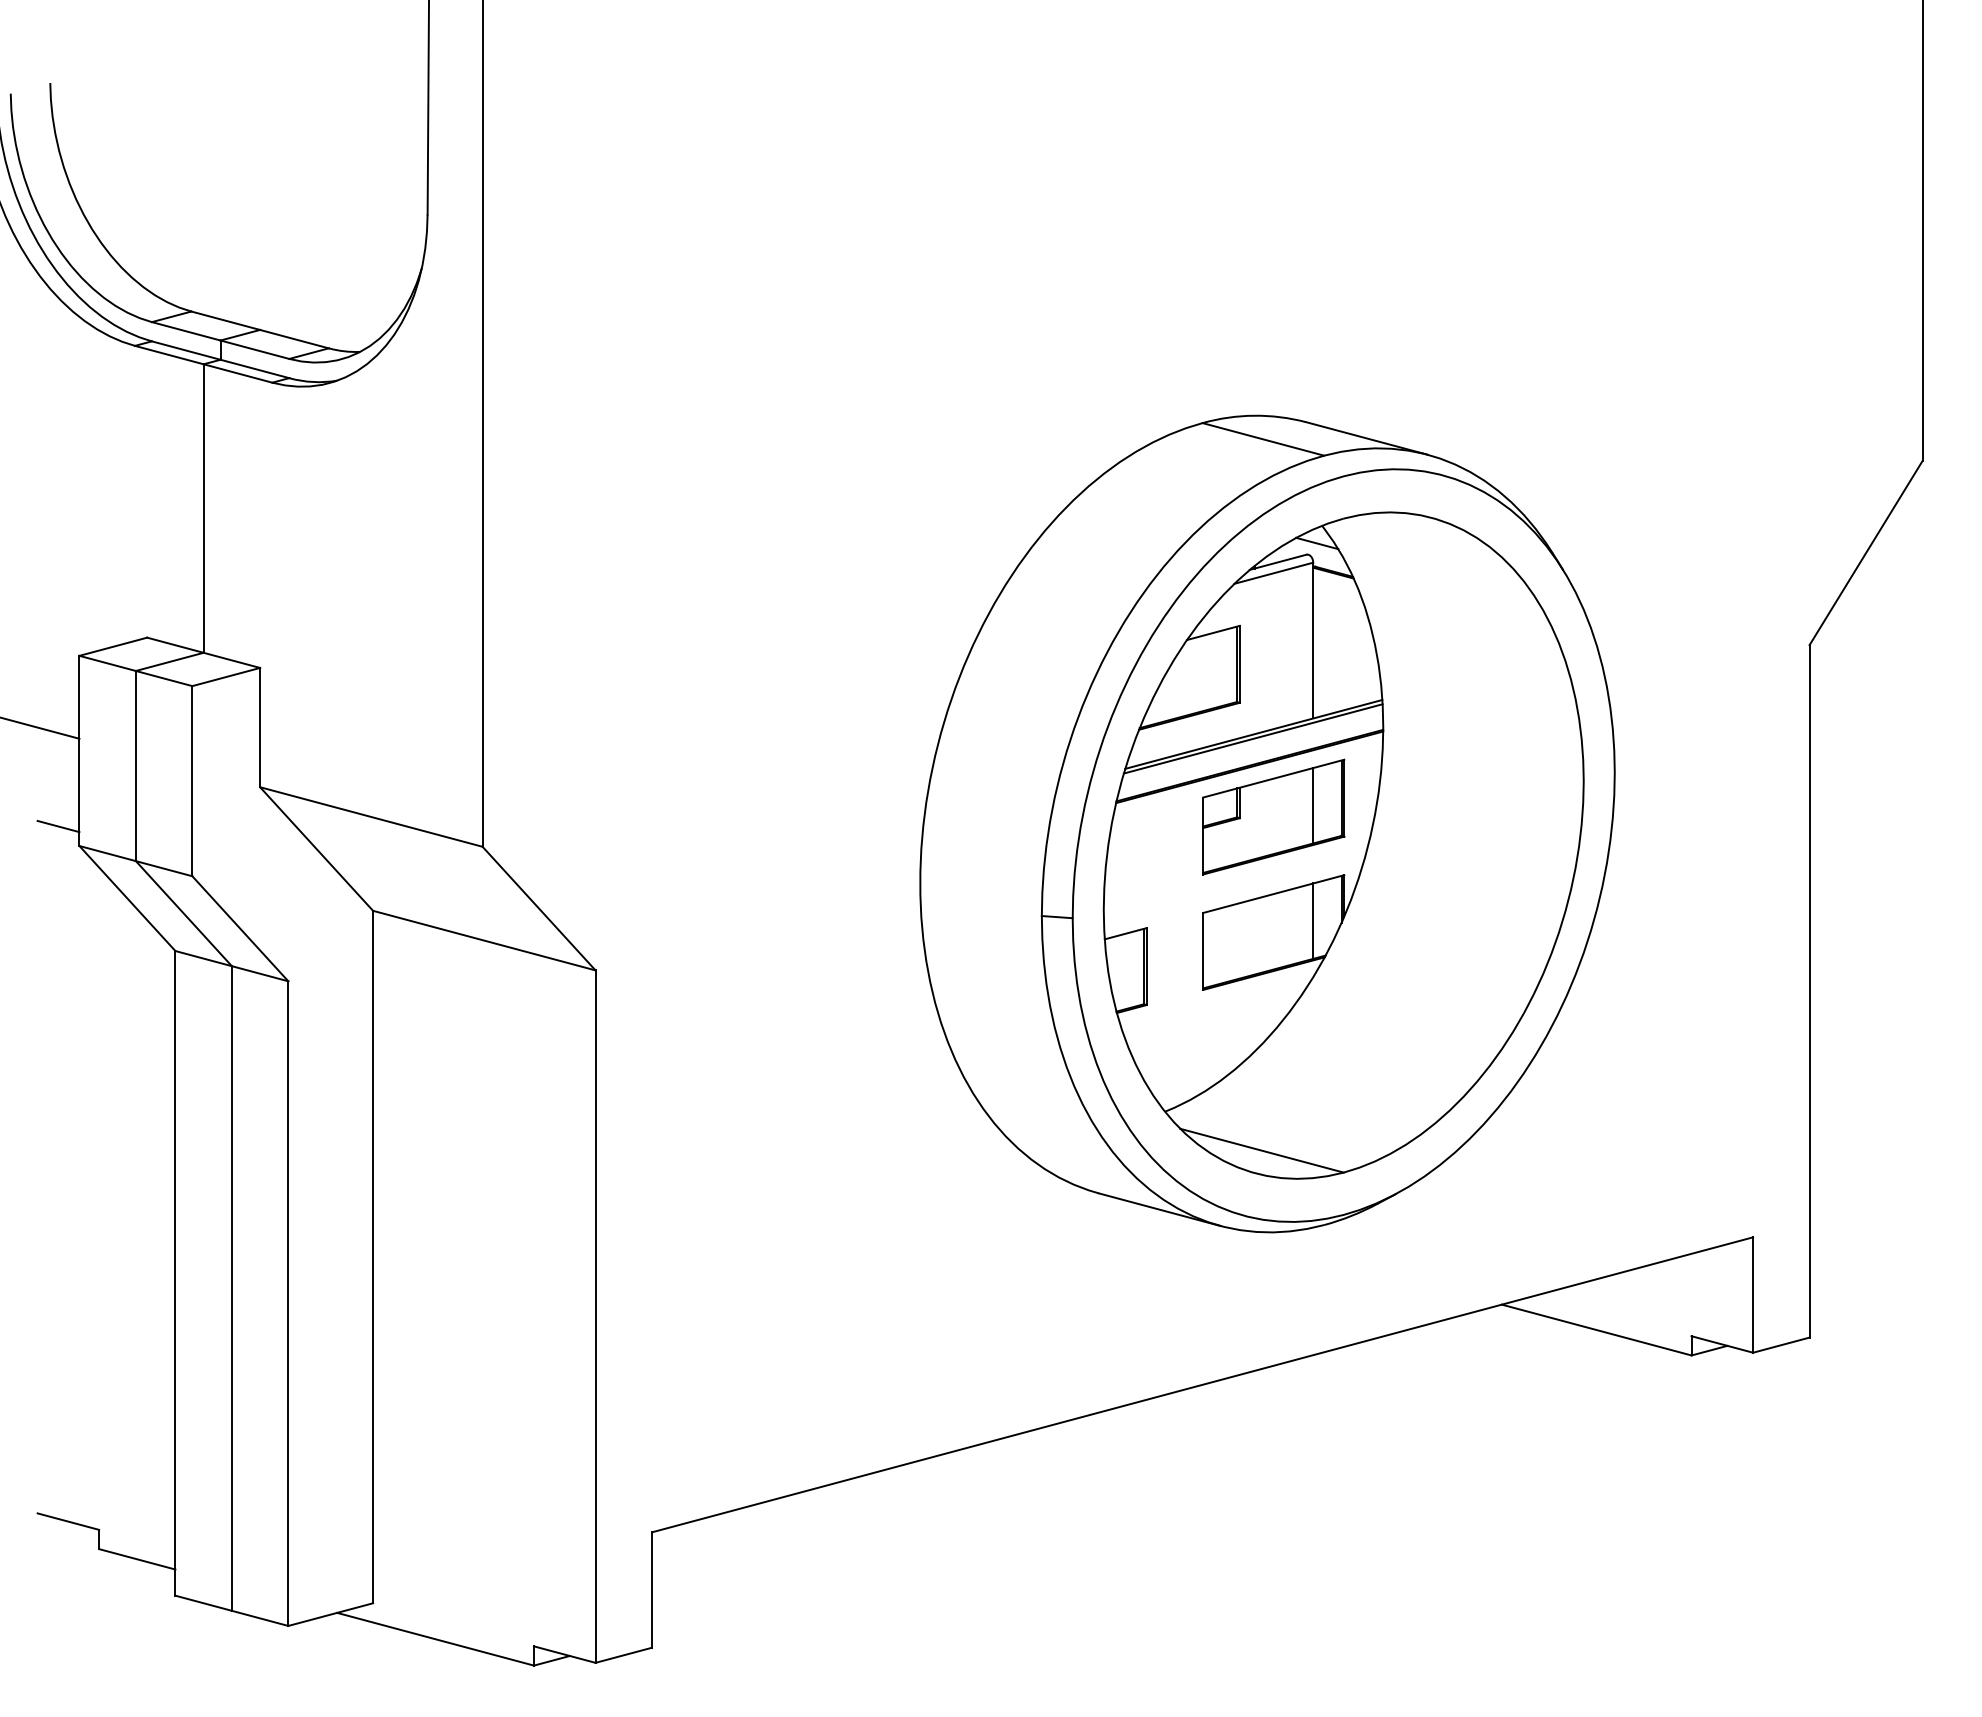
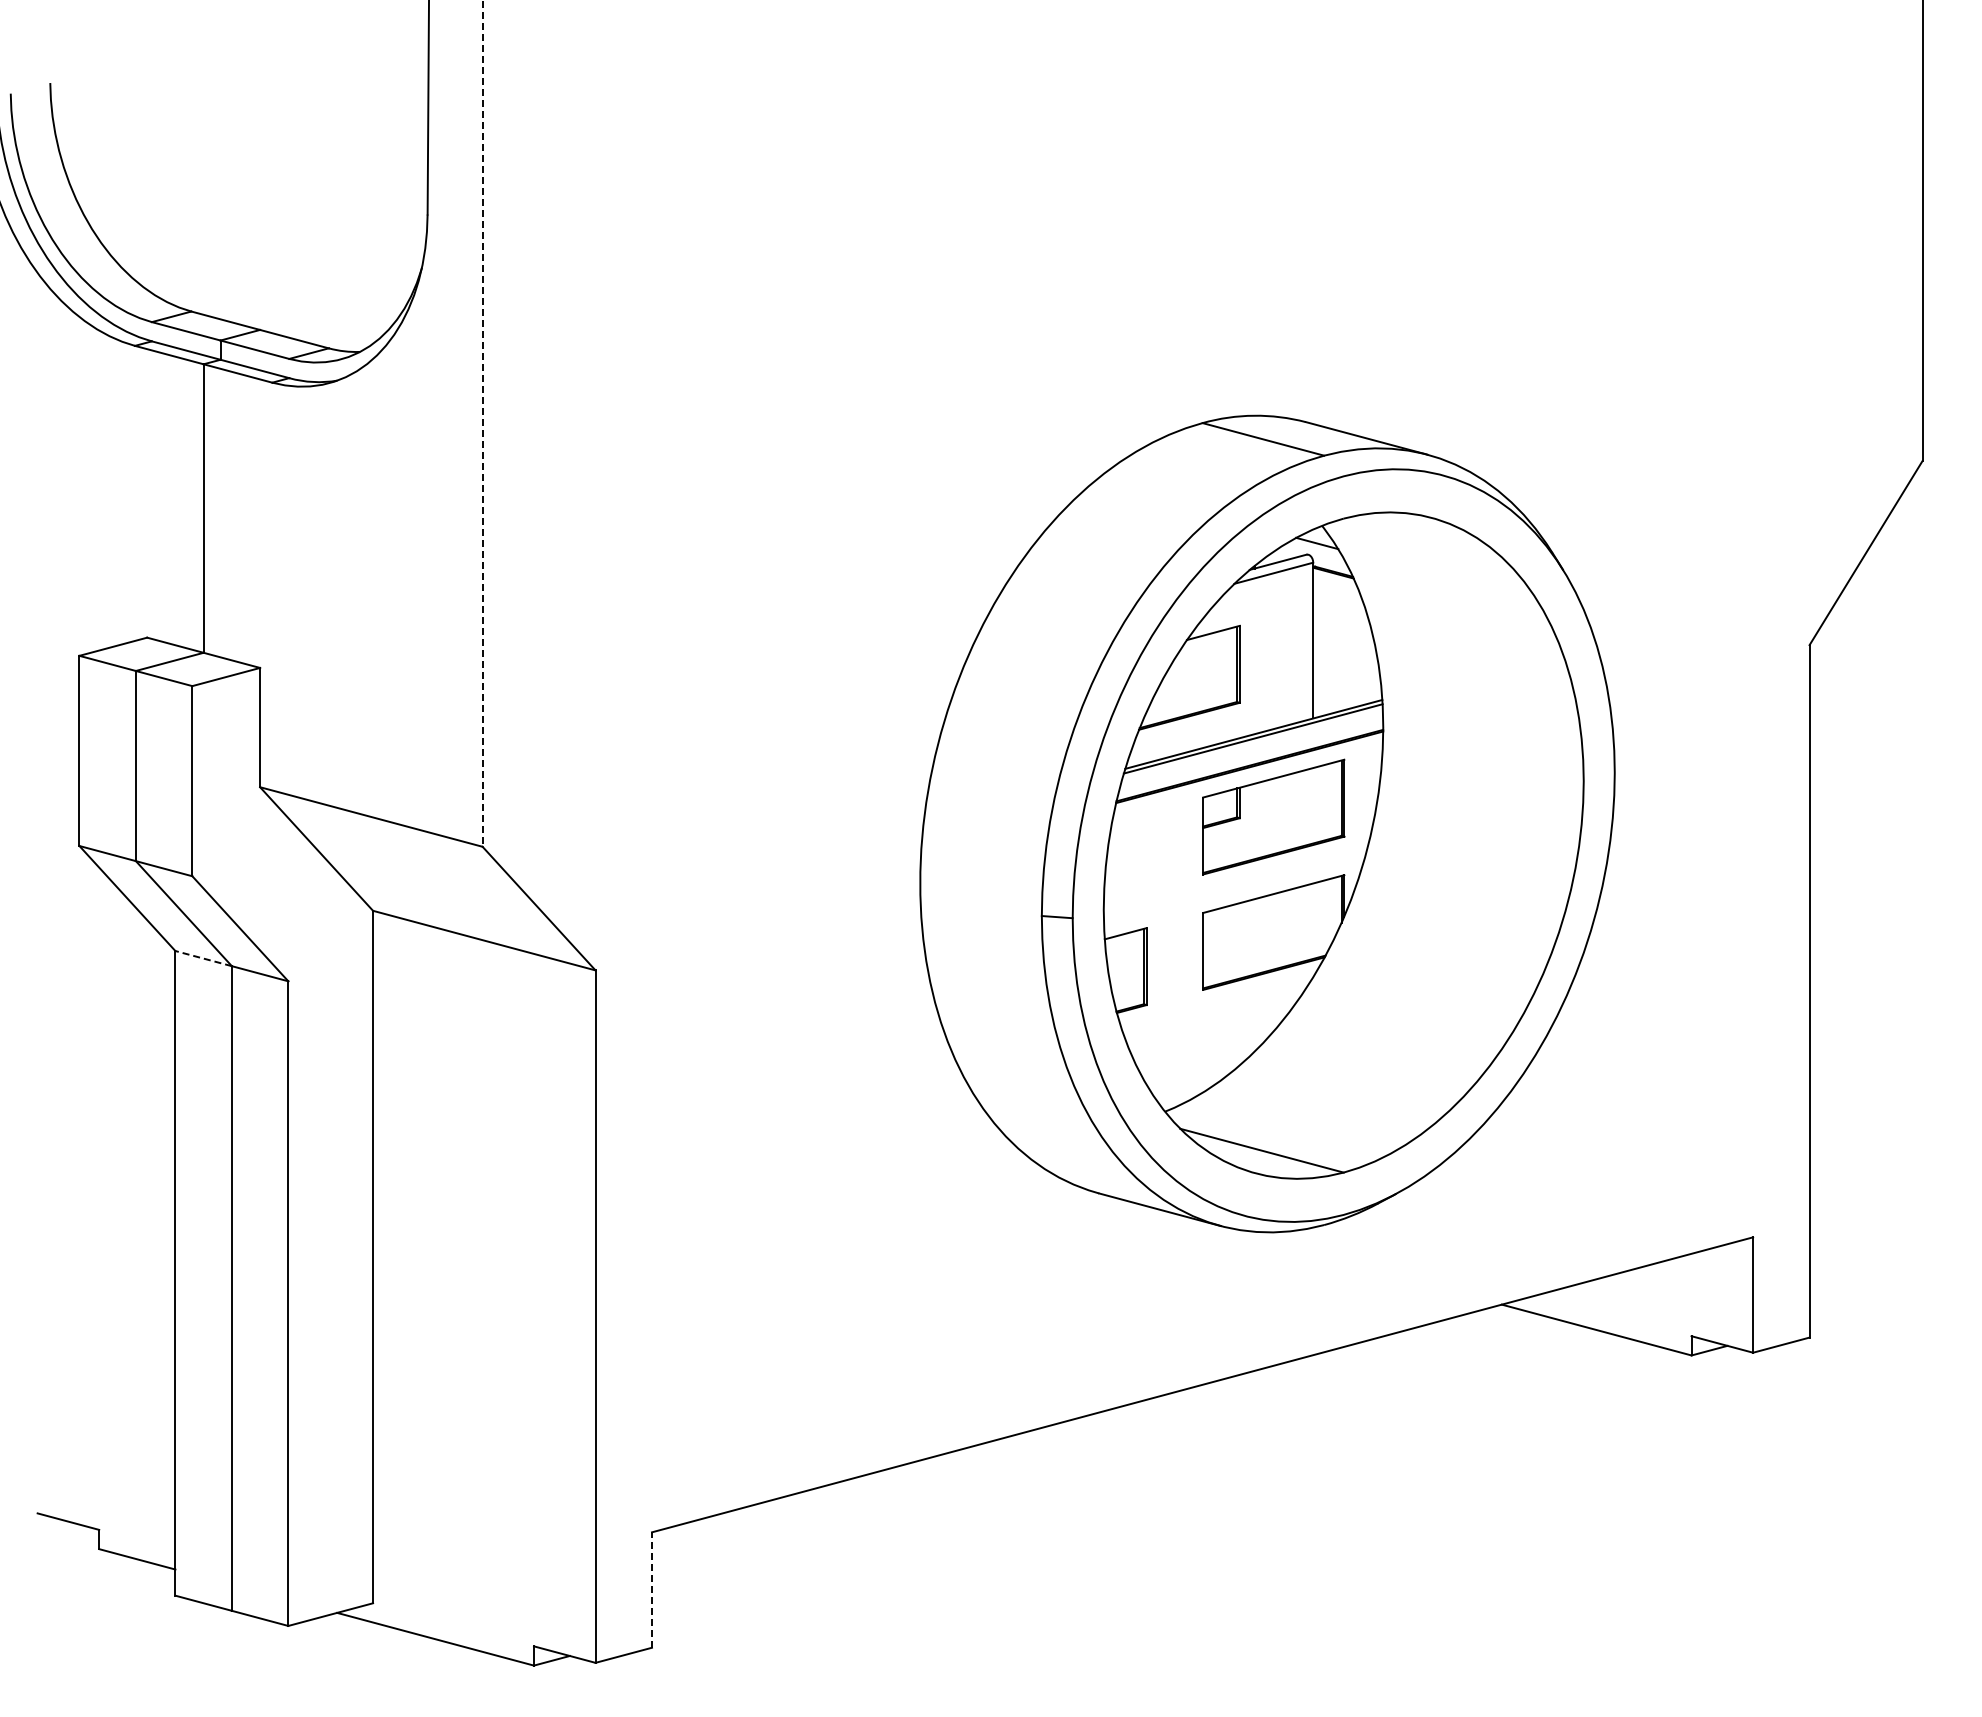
line: solid -> dashed (482, 423)
line: present -> none (40, 728)
line: present -> none (1313, 805)
line: present -> none (58, 826)
line: present -> none (1313, 920)
line: solid -> dashed (203, 958)
line: solid -> dashed (652, 1590)
